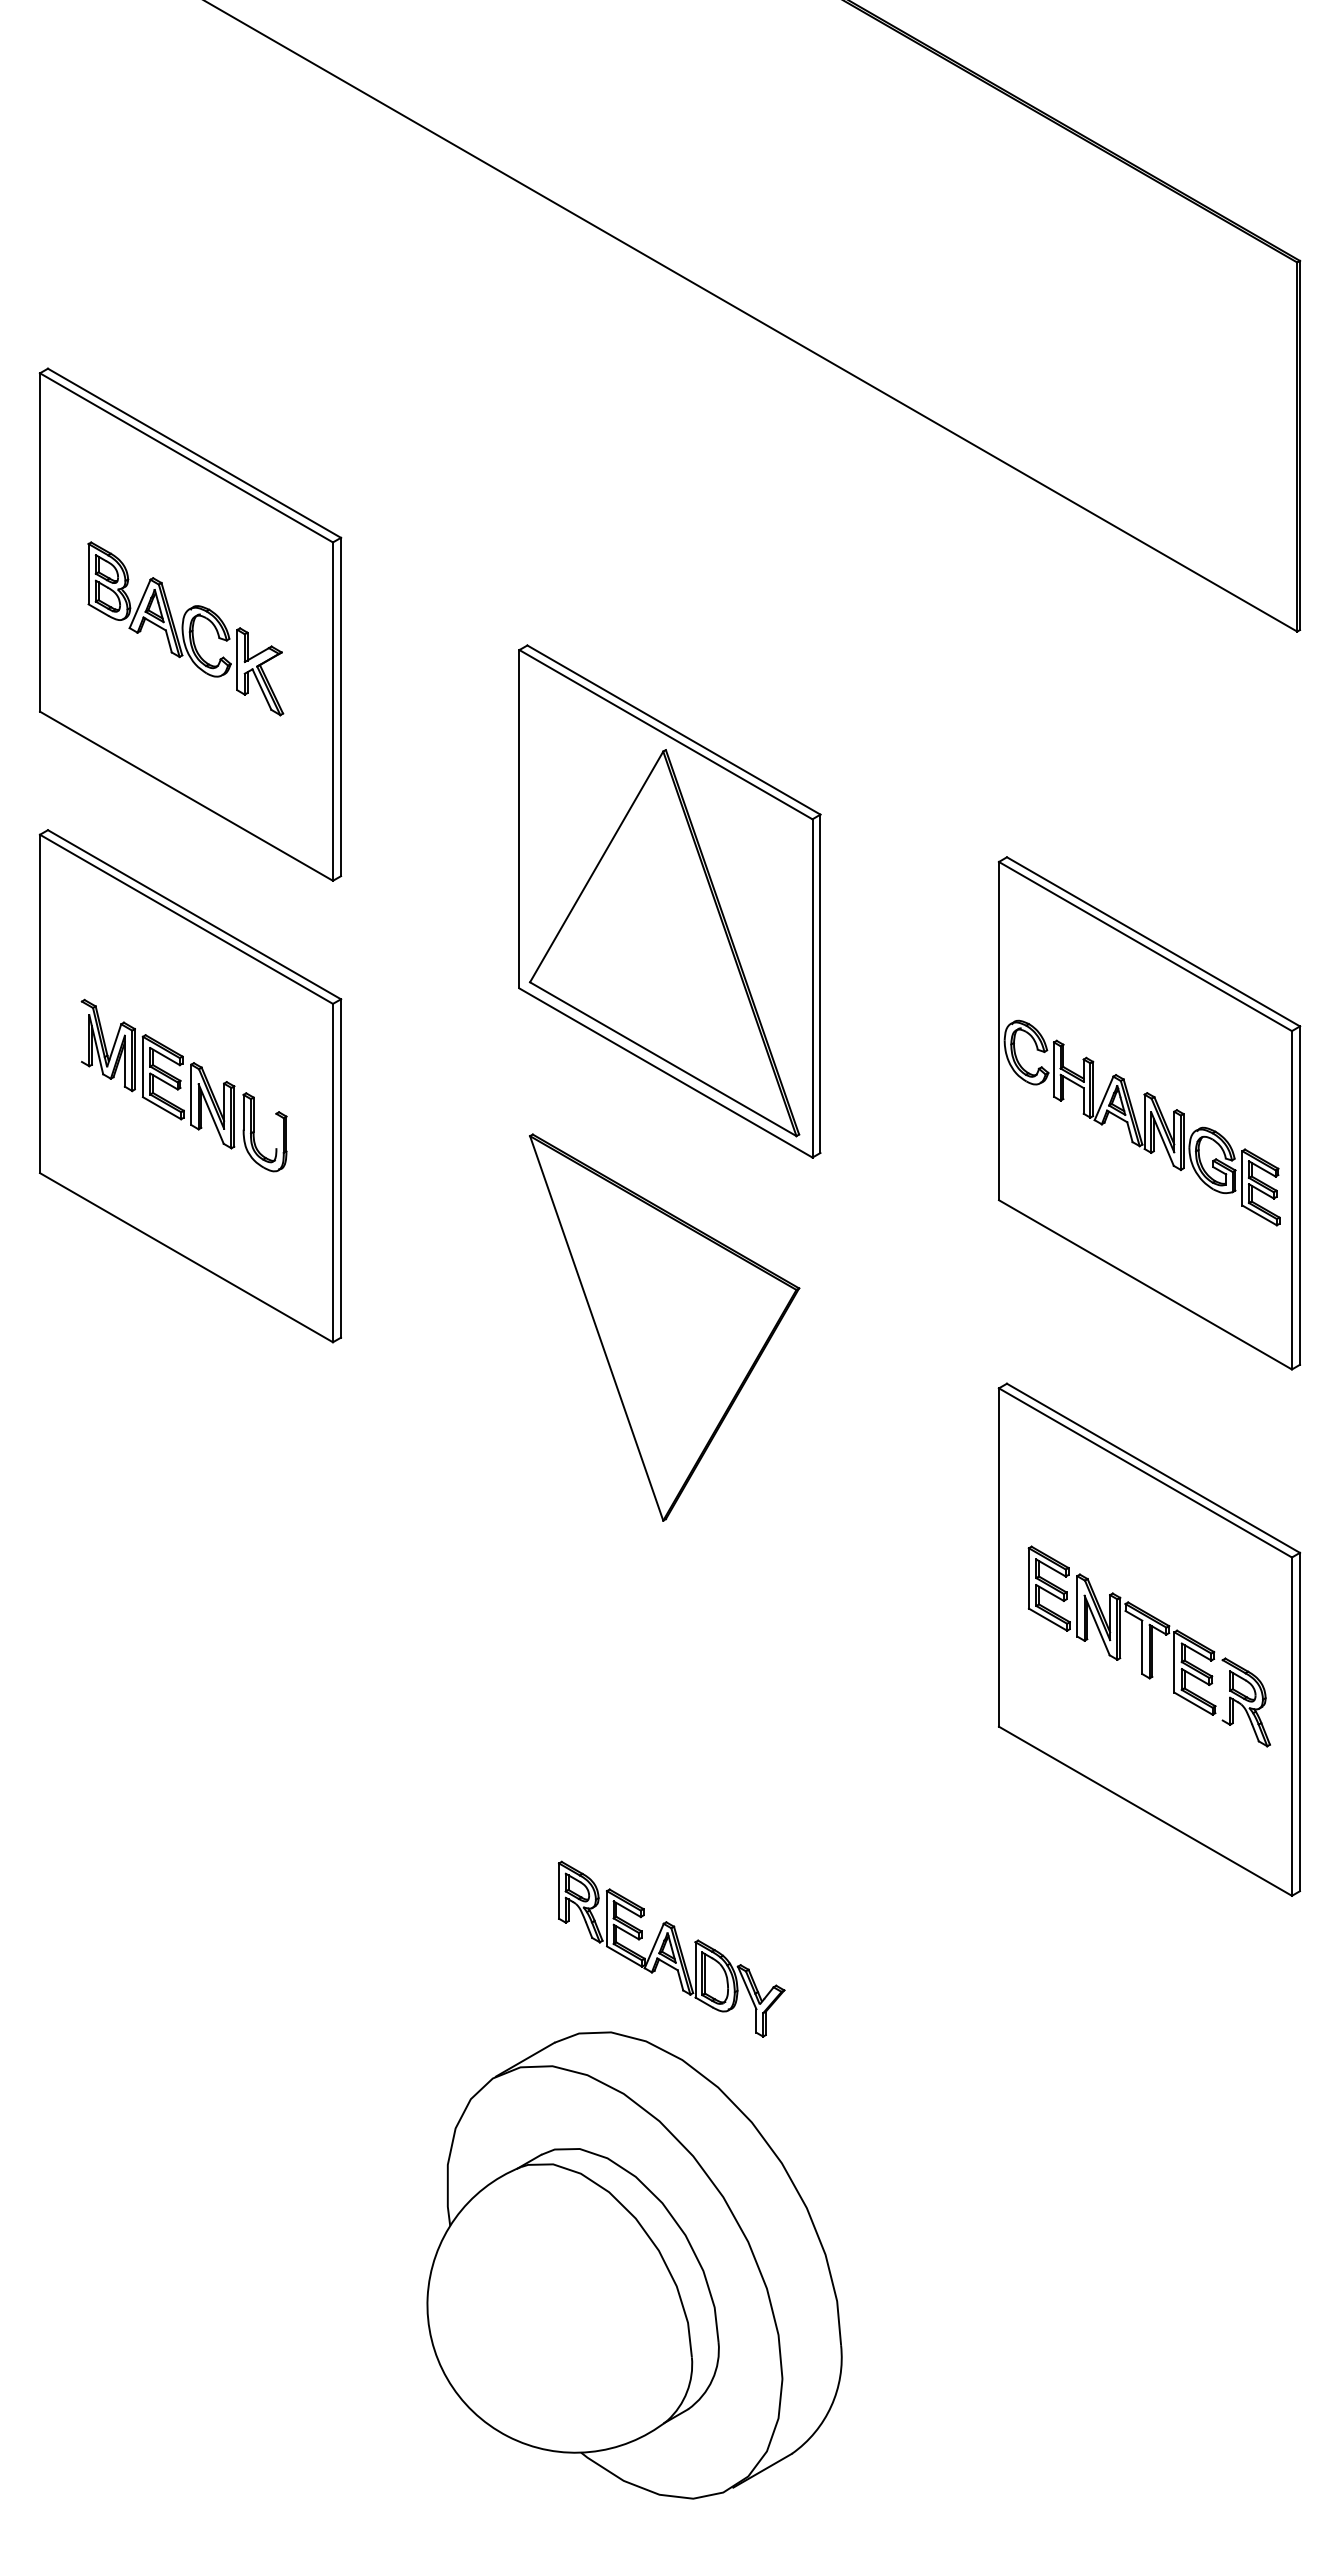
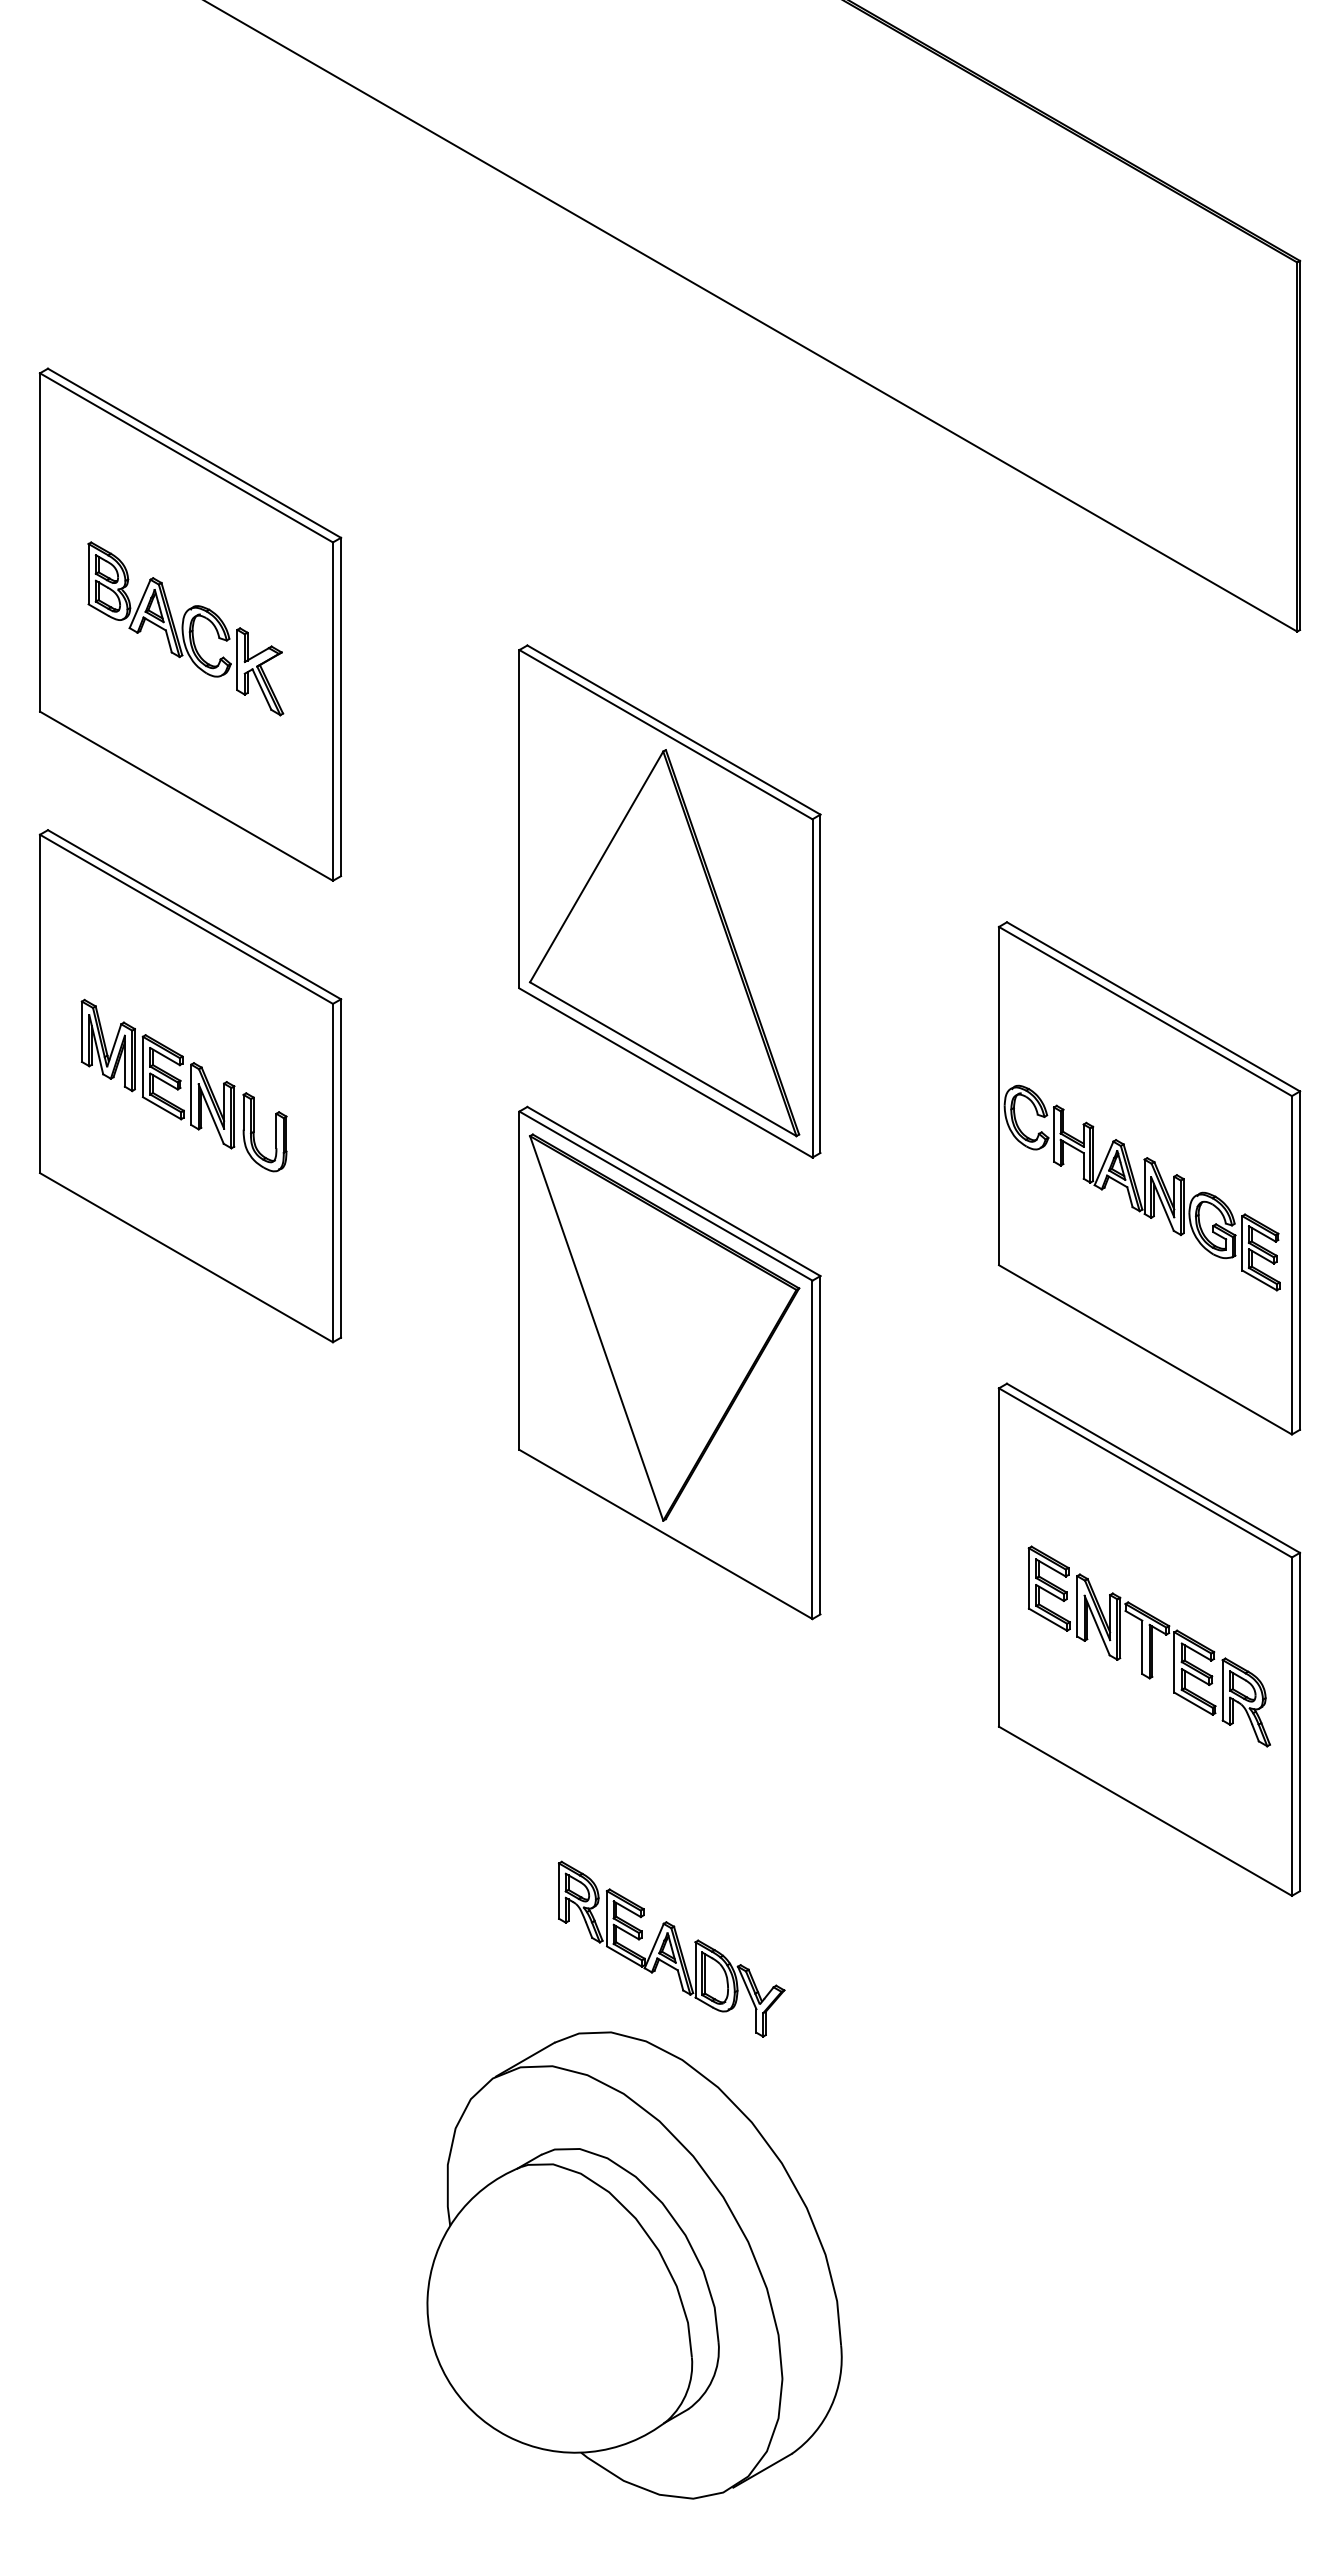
line: none -> present (81, 1031)
part position: (1149, 1113) -> (1149, 1178) (1149, 1178)
line: none -> present (276, 1130)
part: none -> present (669, 1362)
line: none -> present (1222, 1690)
